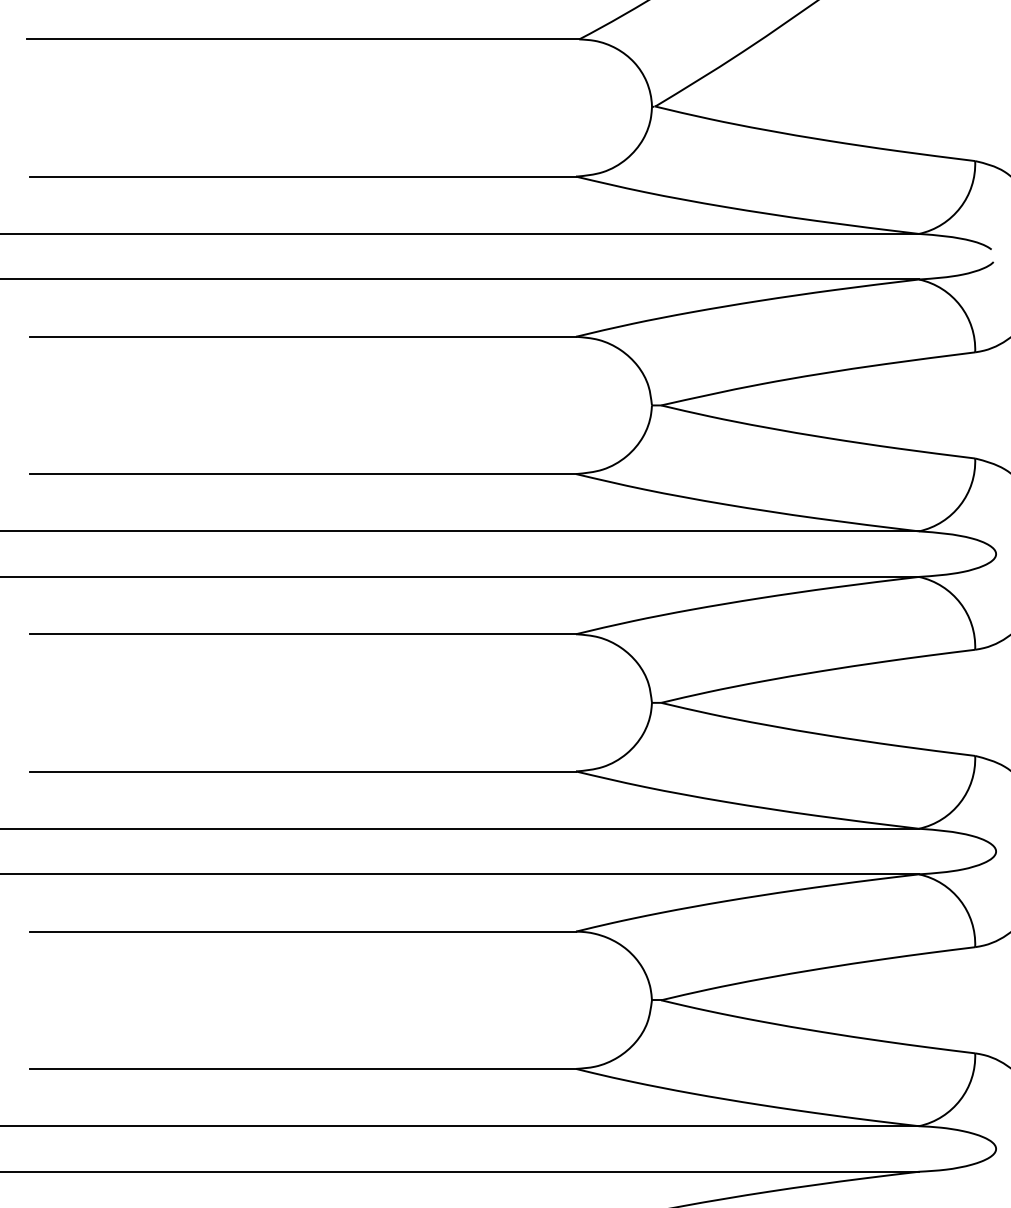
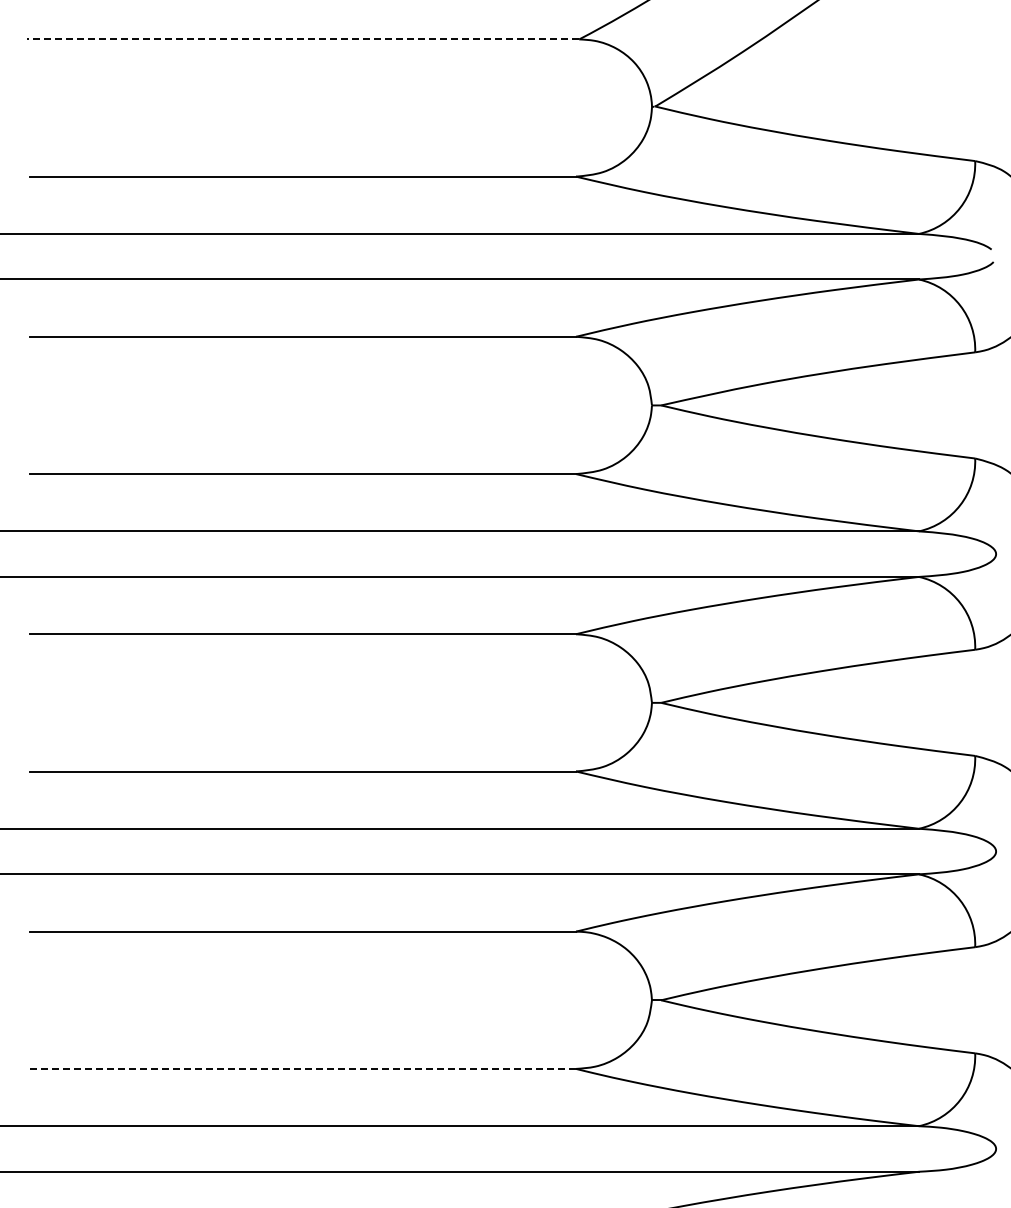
line: solid -> dashed (302, 39)
line: solid -> dashed (303, 1068)
